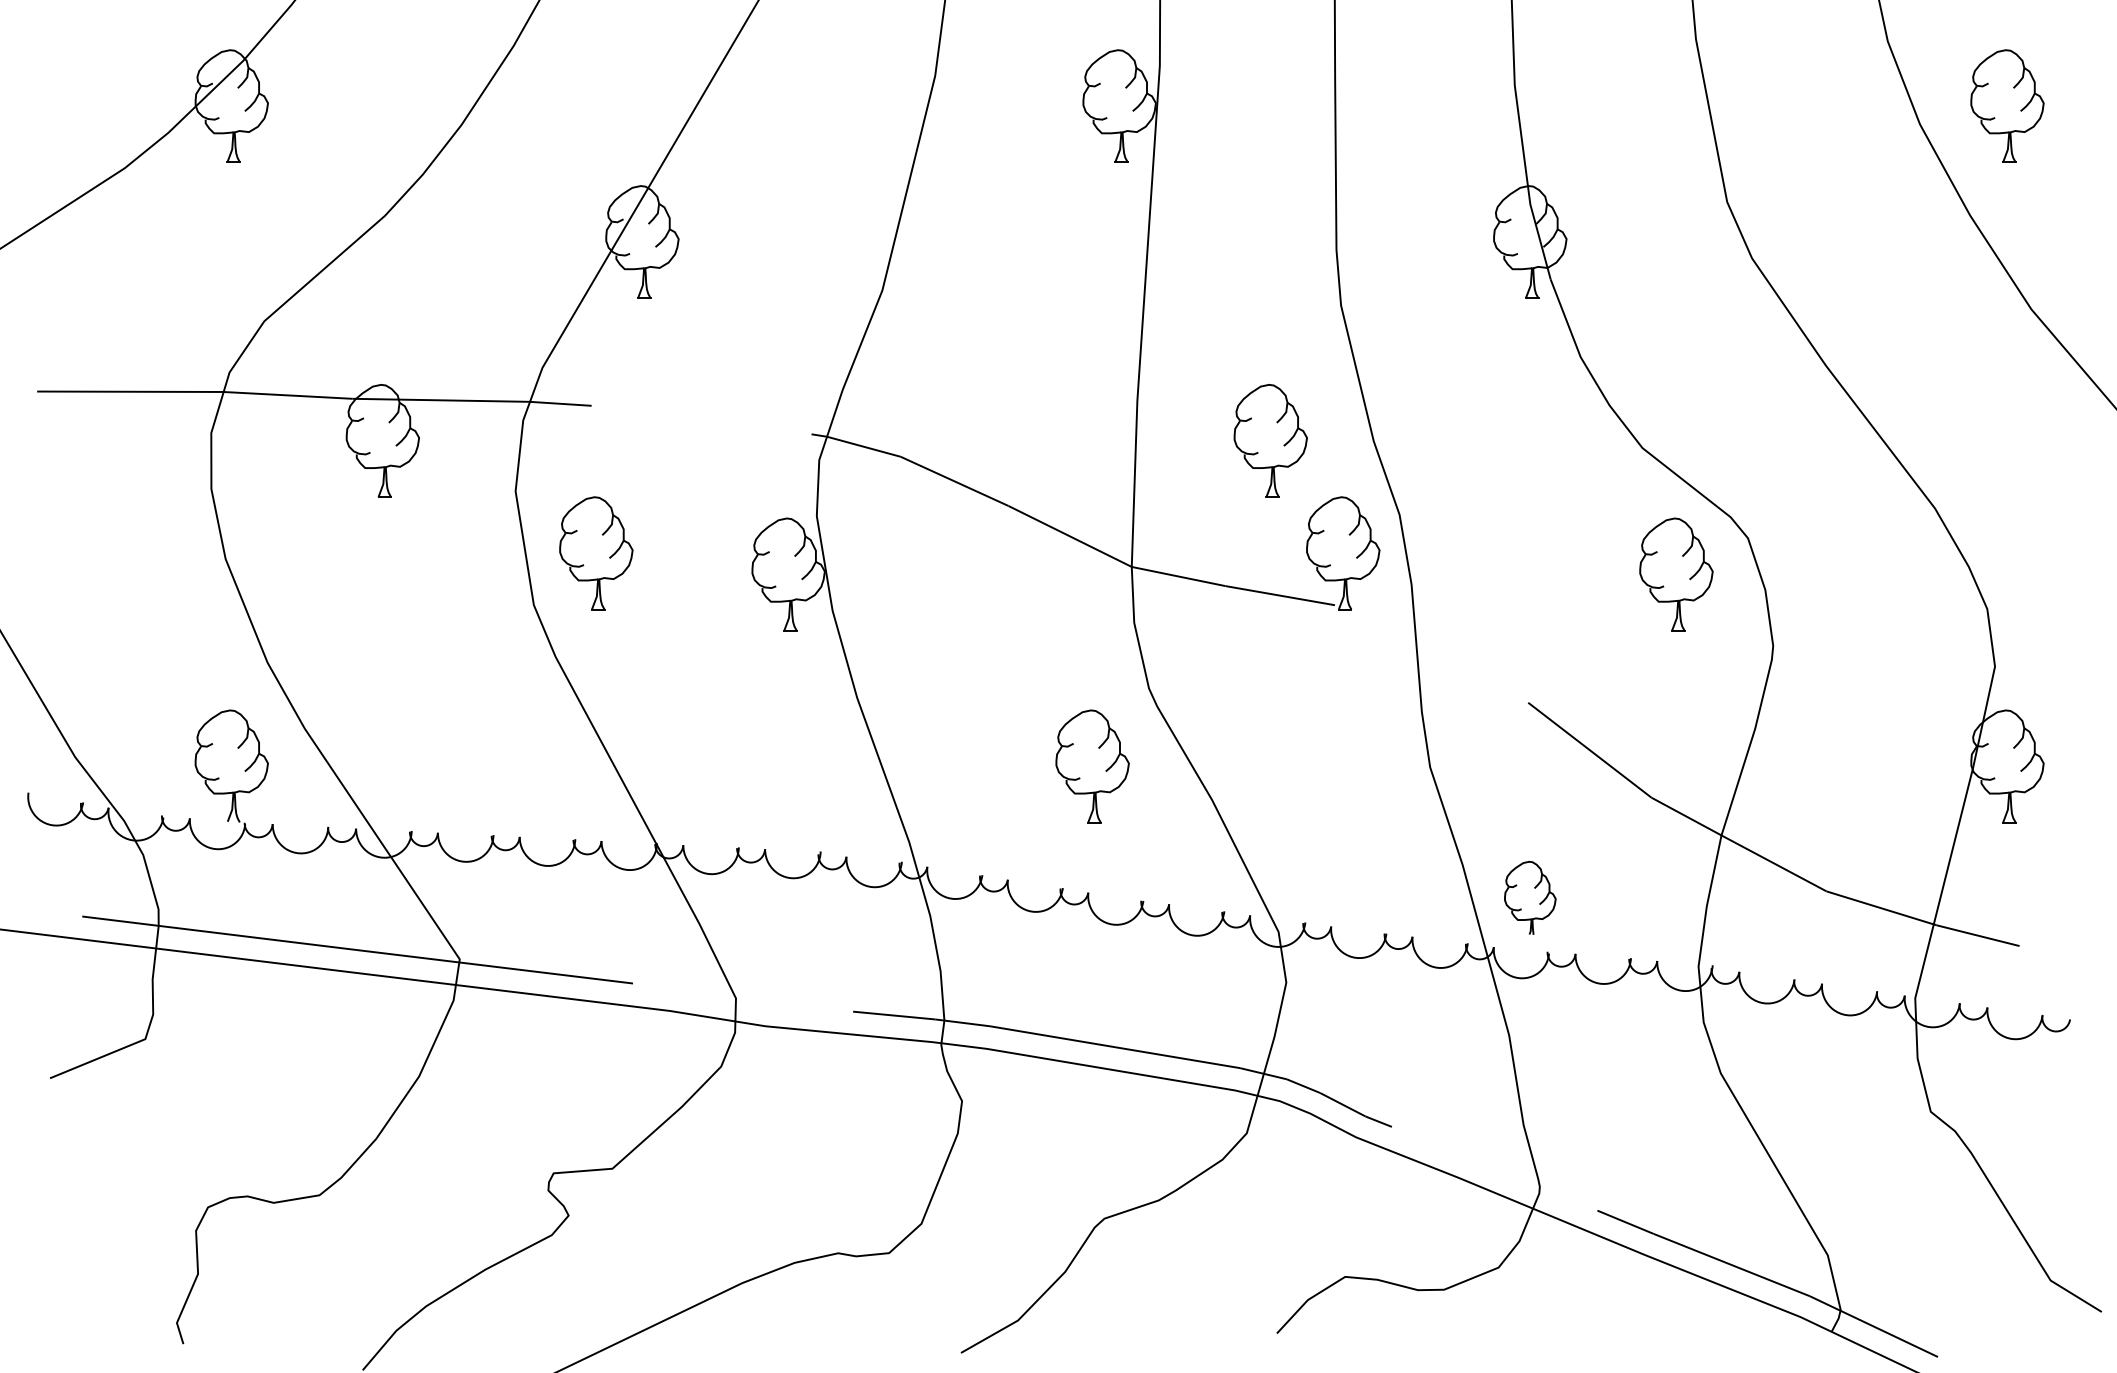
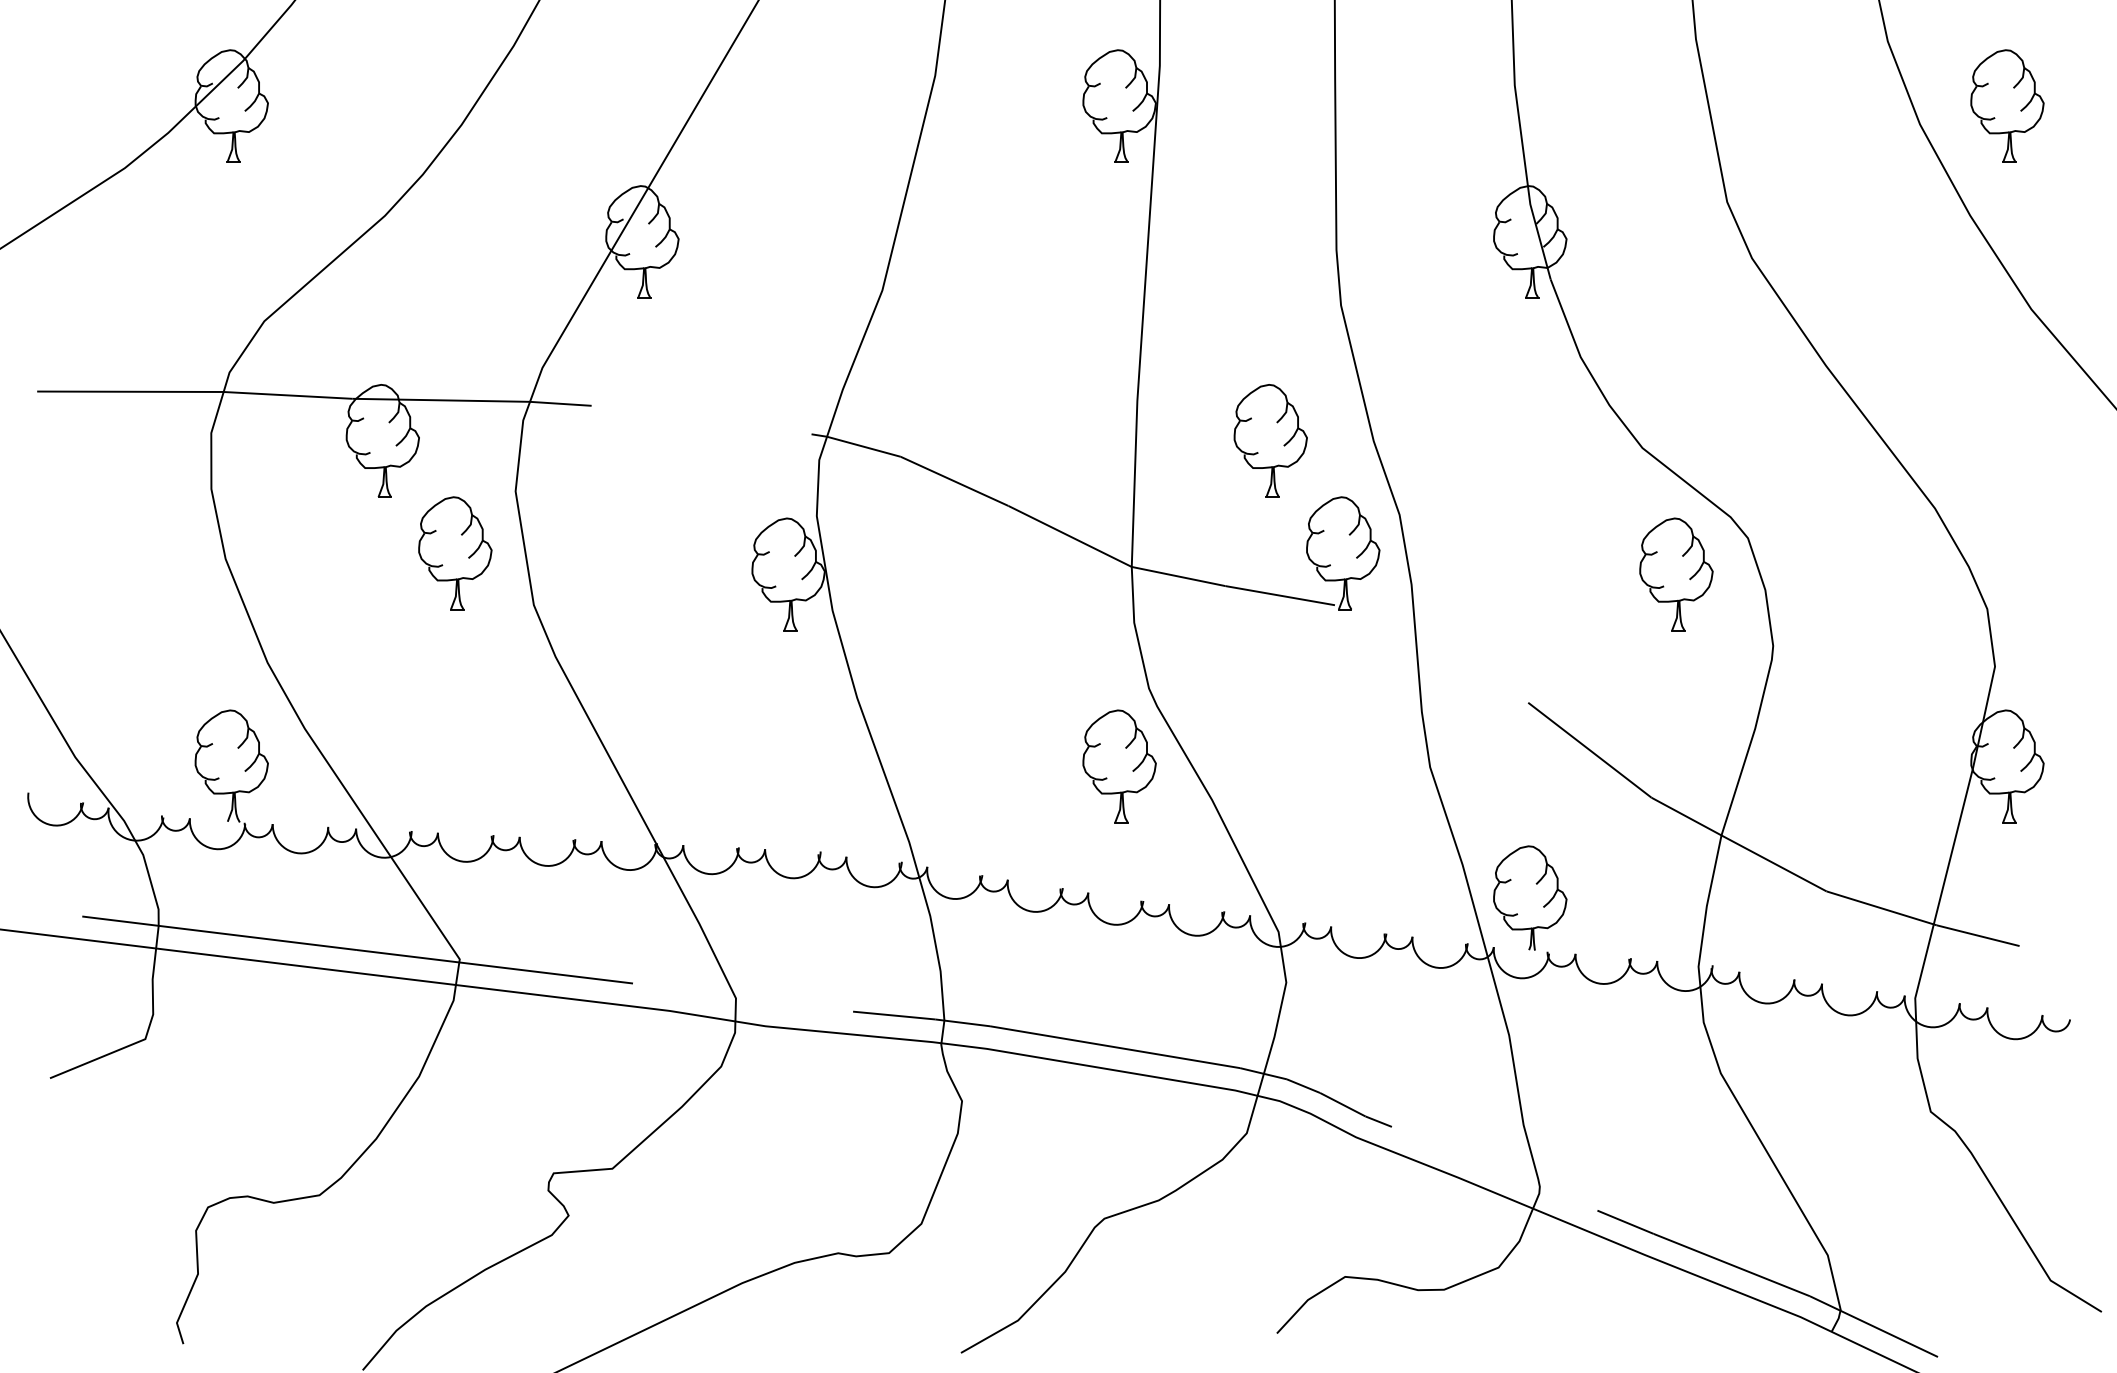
part position: (596, 553) -> (455, 553) (455, 553)
part position: (1092, 766) -> (1119, 766) (1119, 766)
part size: 53x74 px -> 75x106 px (1530, 897)
